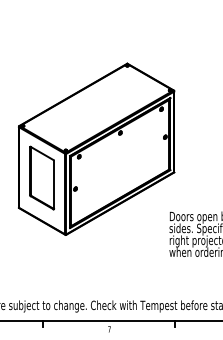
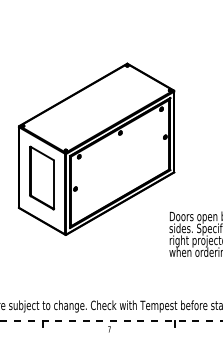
line: solid -> dashed (111, 321)
